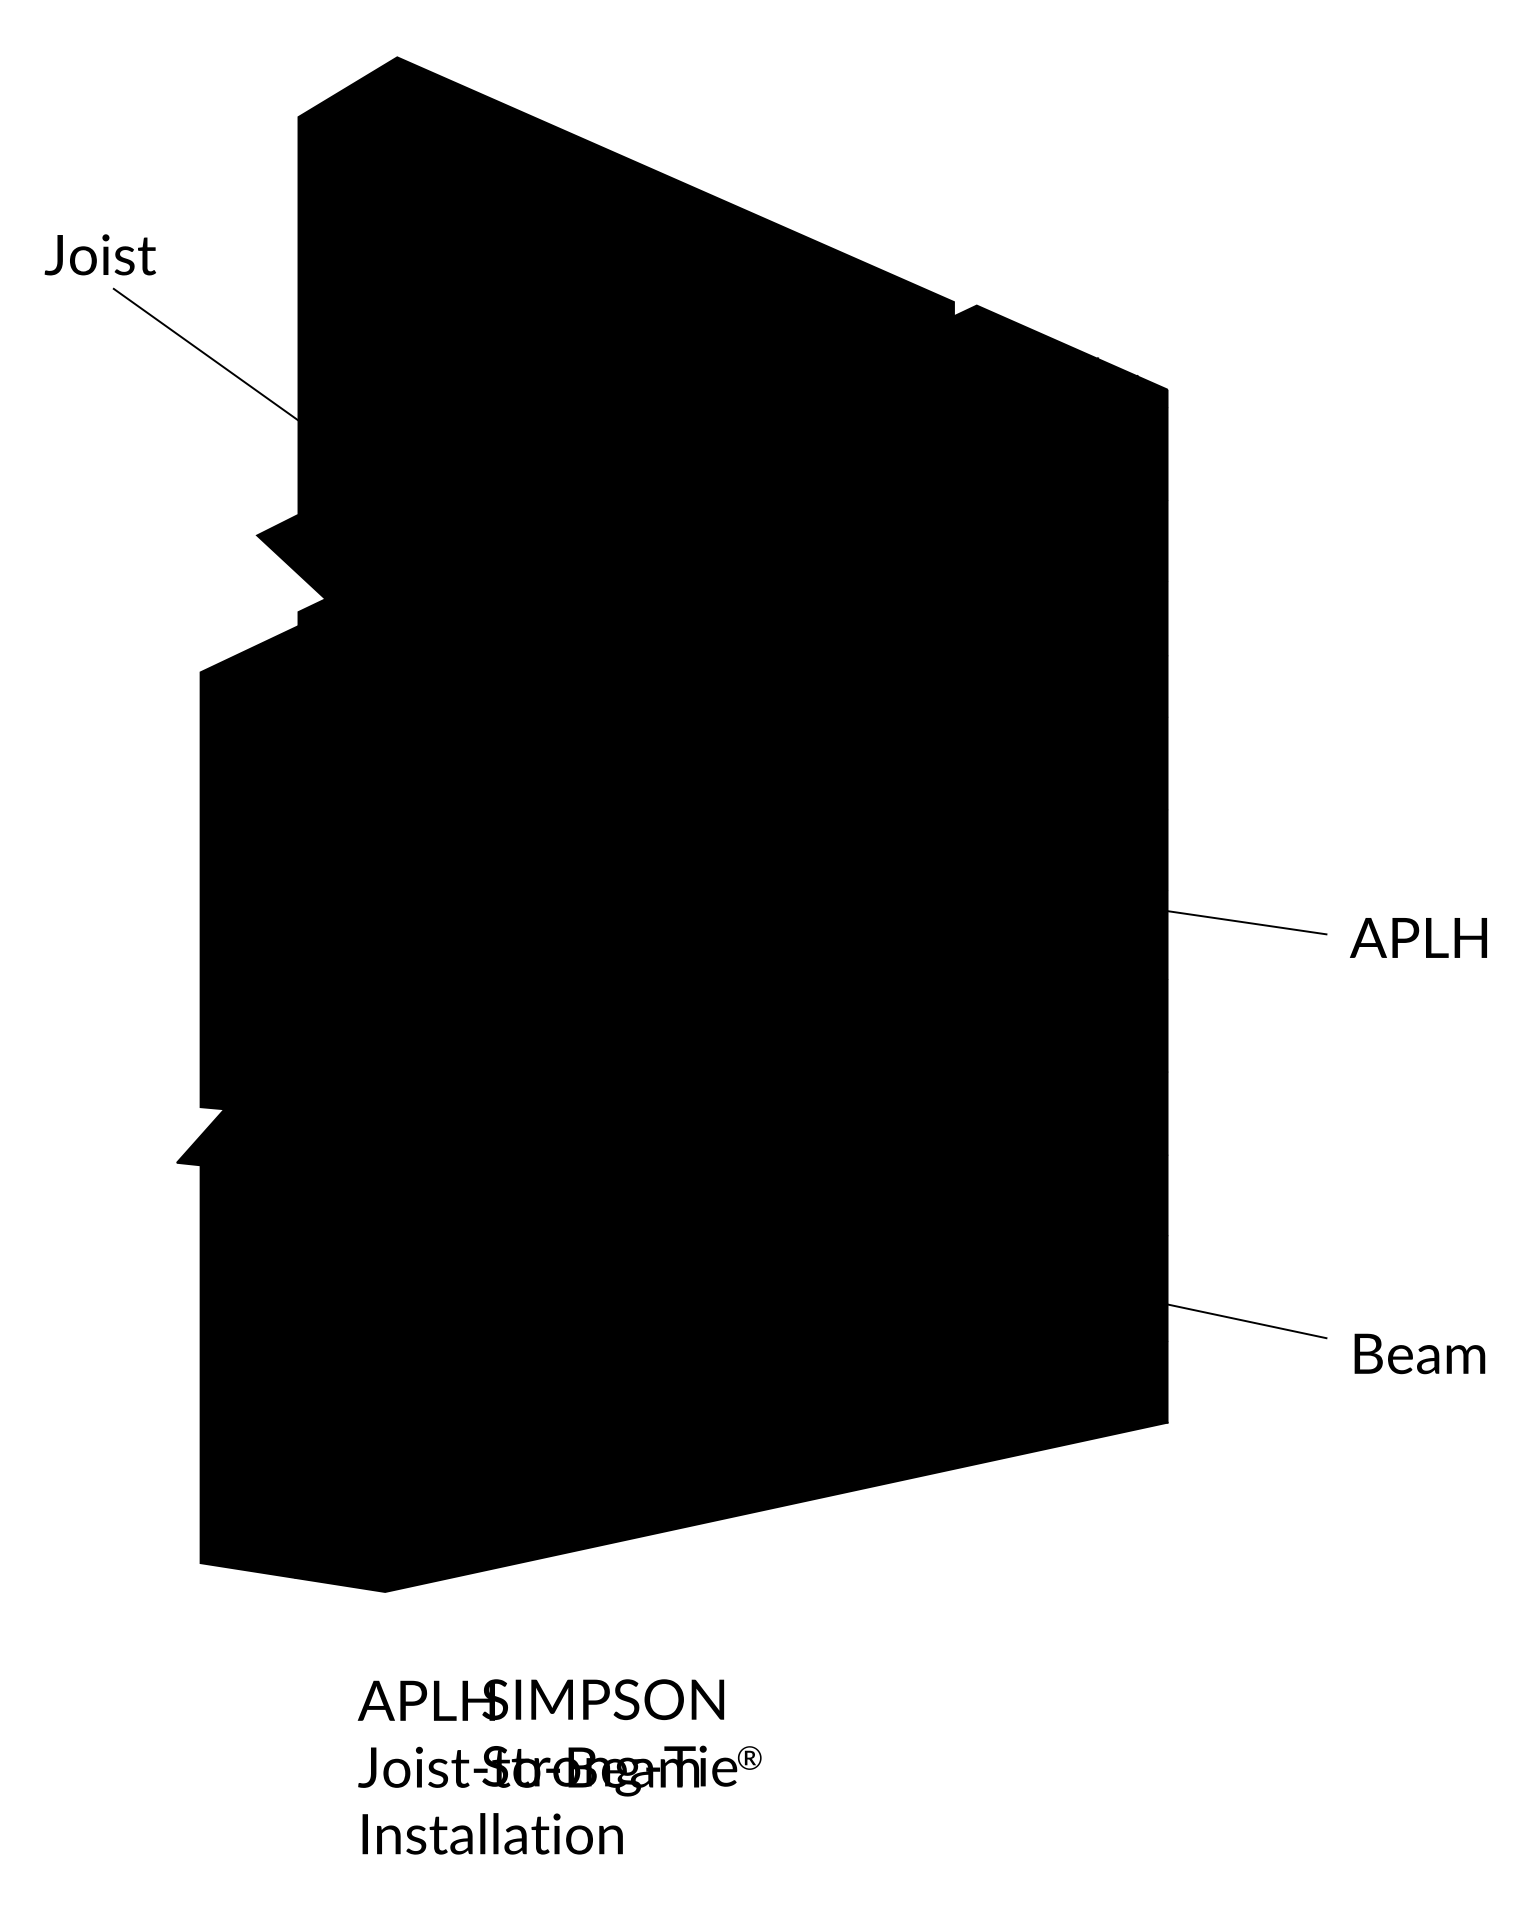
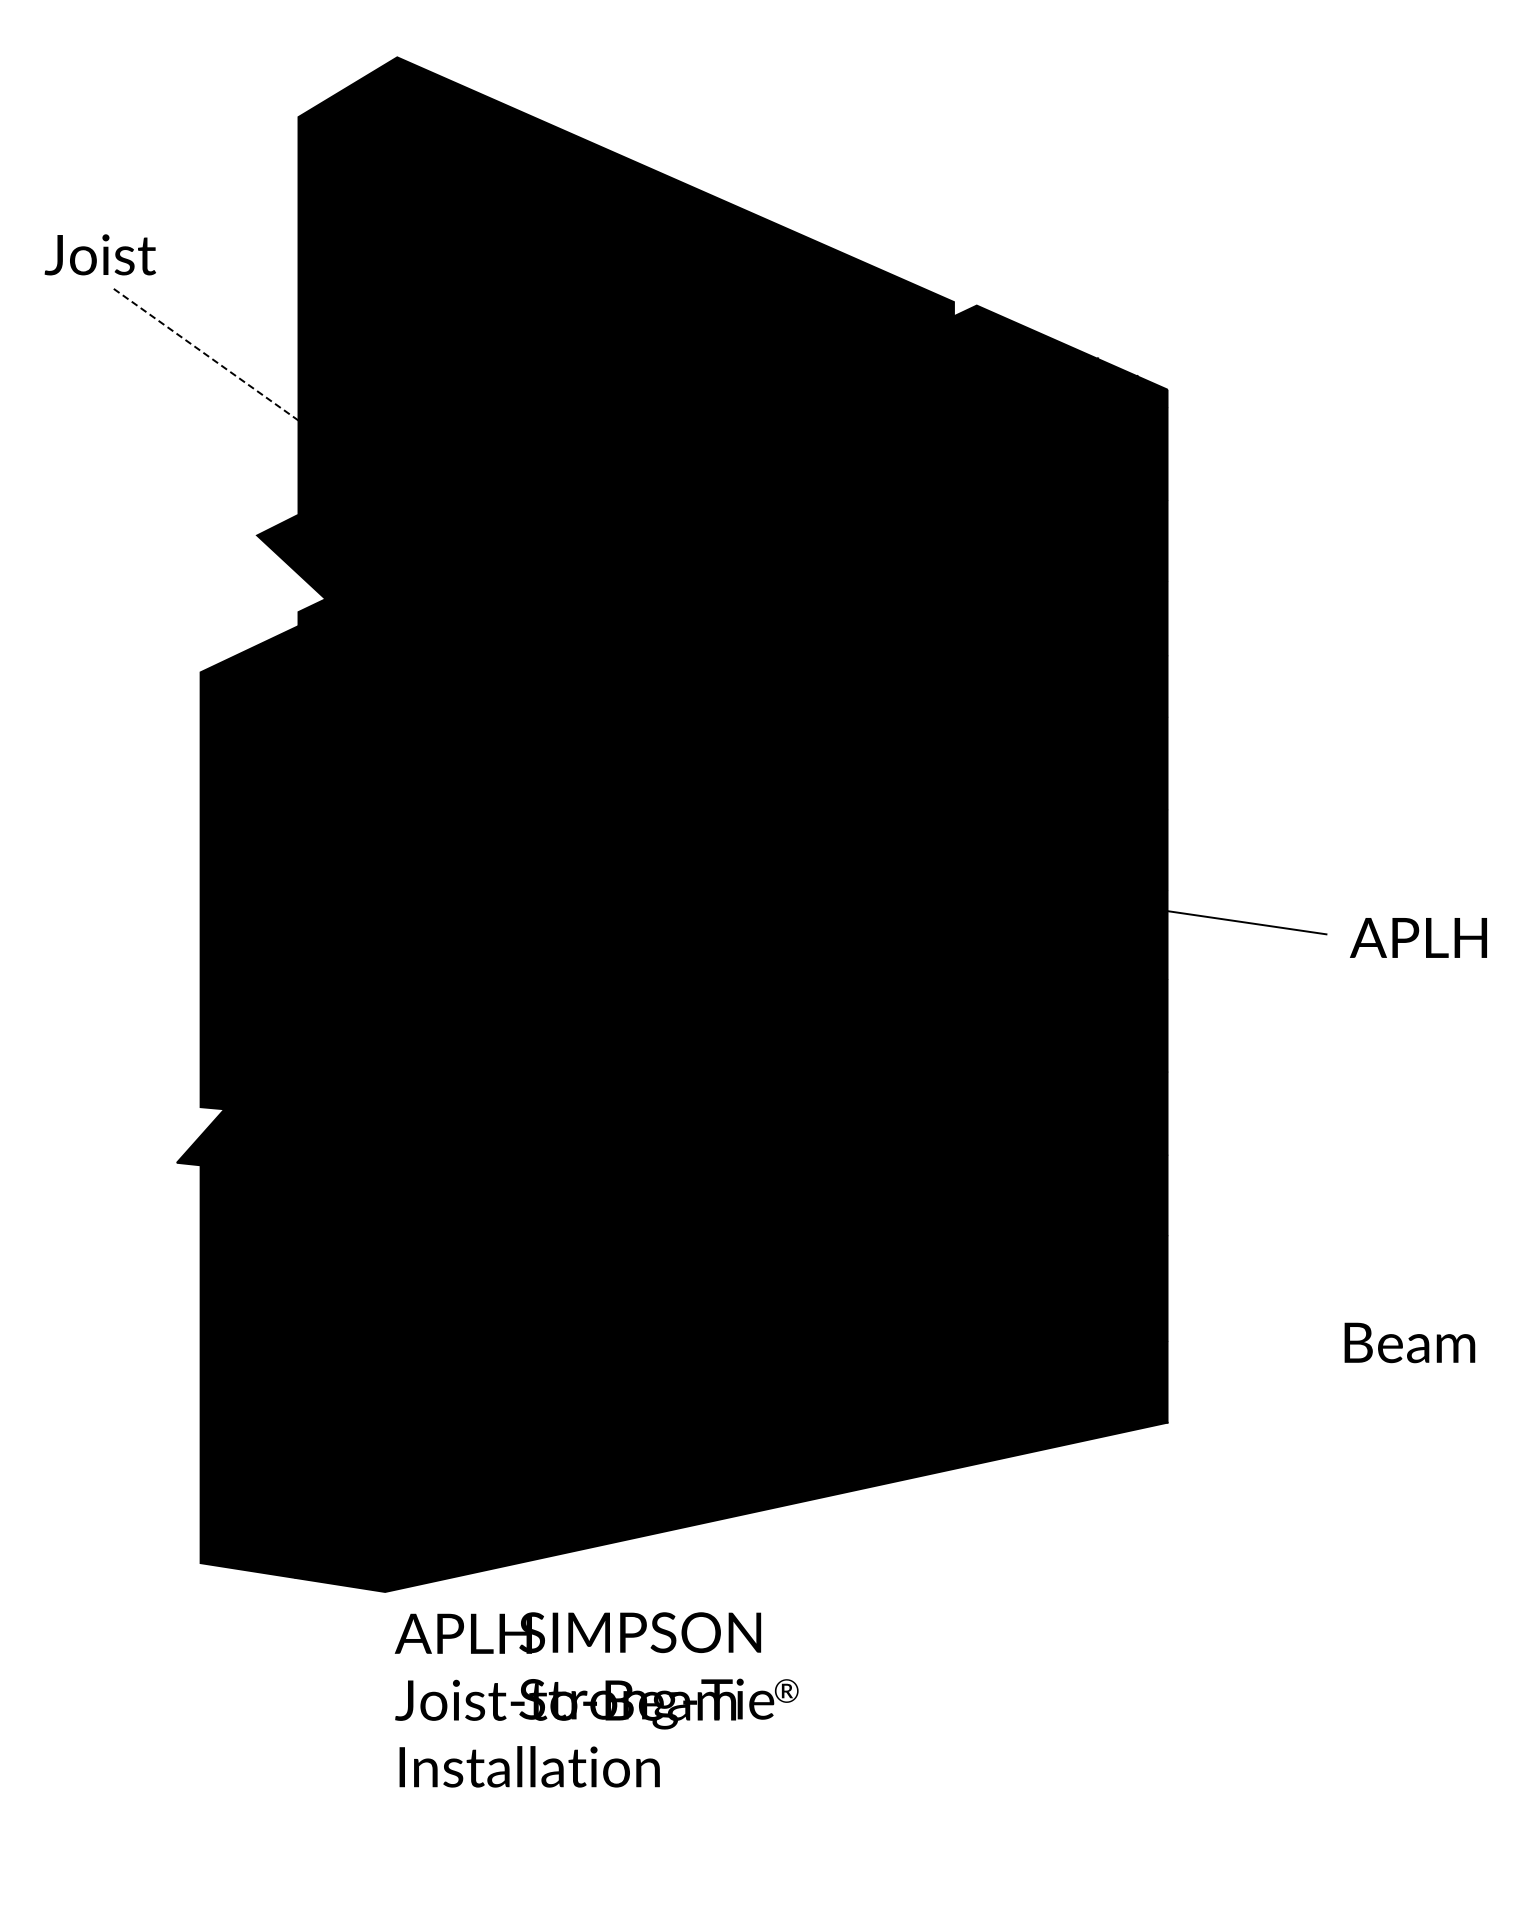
line: solid -> dashed (206, 355)
line: present -> none (1246, 1321)
text position: (1419, 1353) -> (1409, 1342) (1409, 1342)
text position: (559, 1766) -> (596, 1699) (596, 1699)
